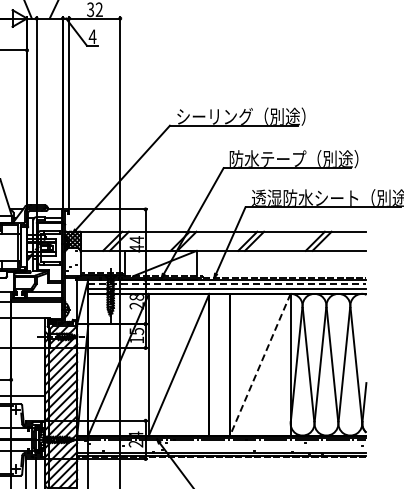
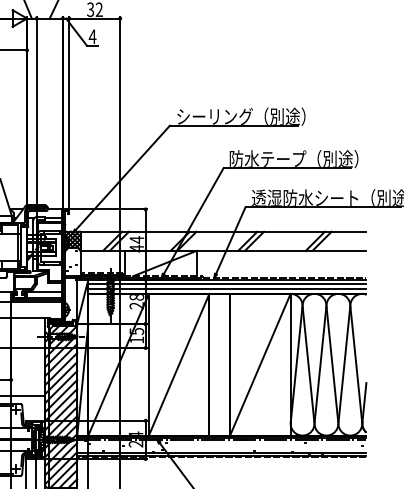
line: dashed -> solid (227, 284)
line: dashed -> solid (260, 365)
